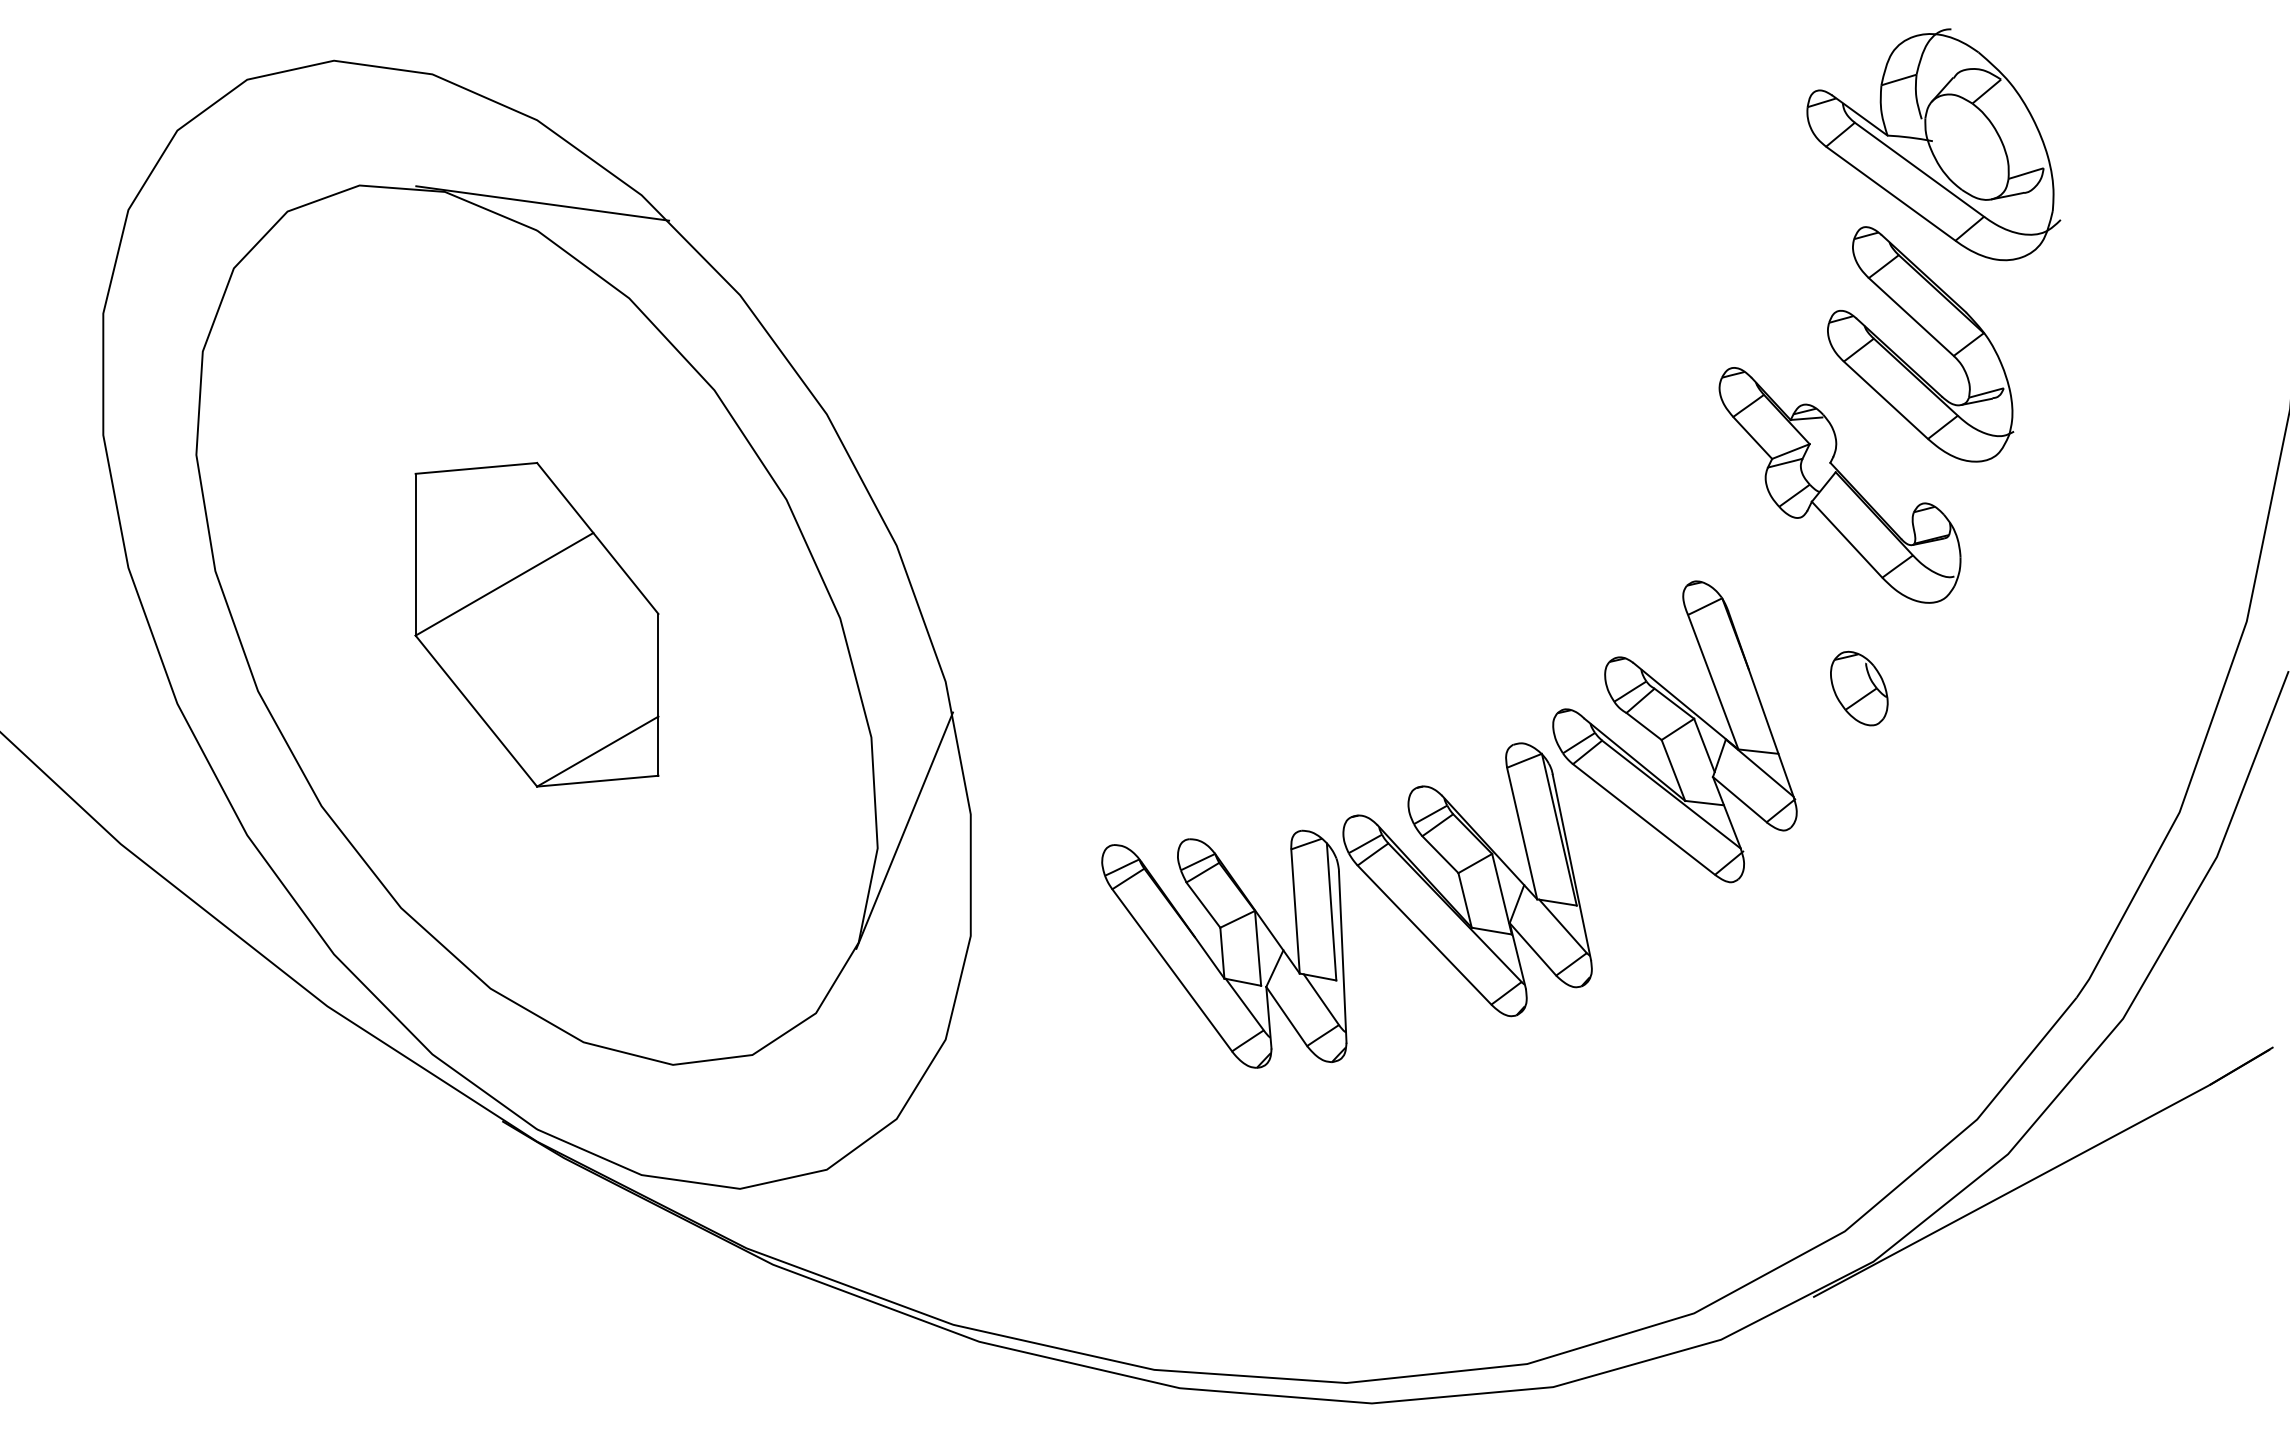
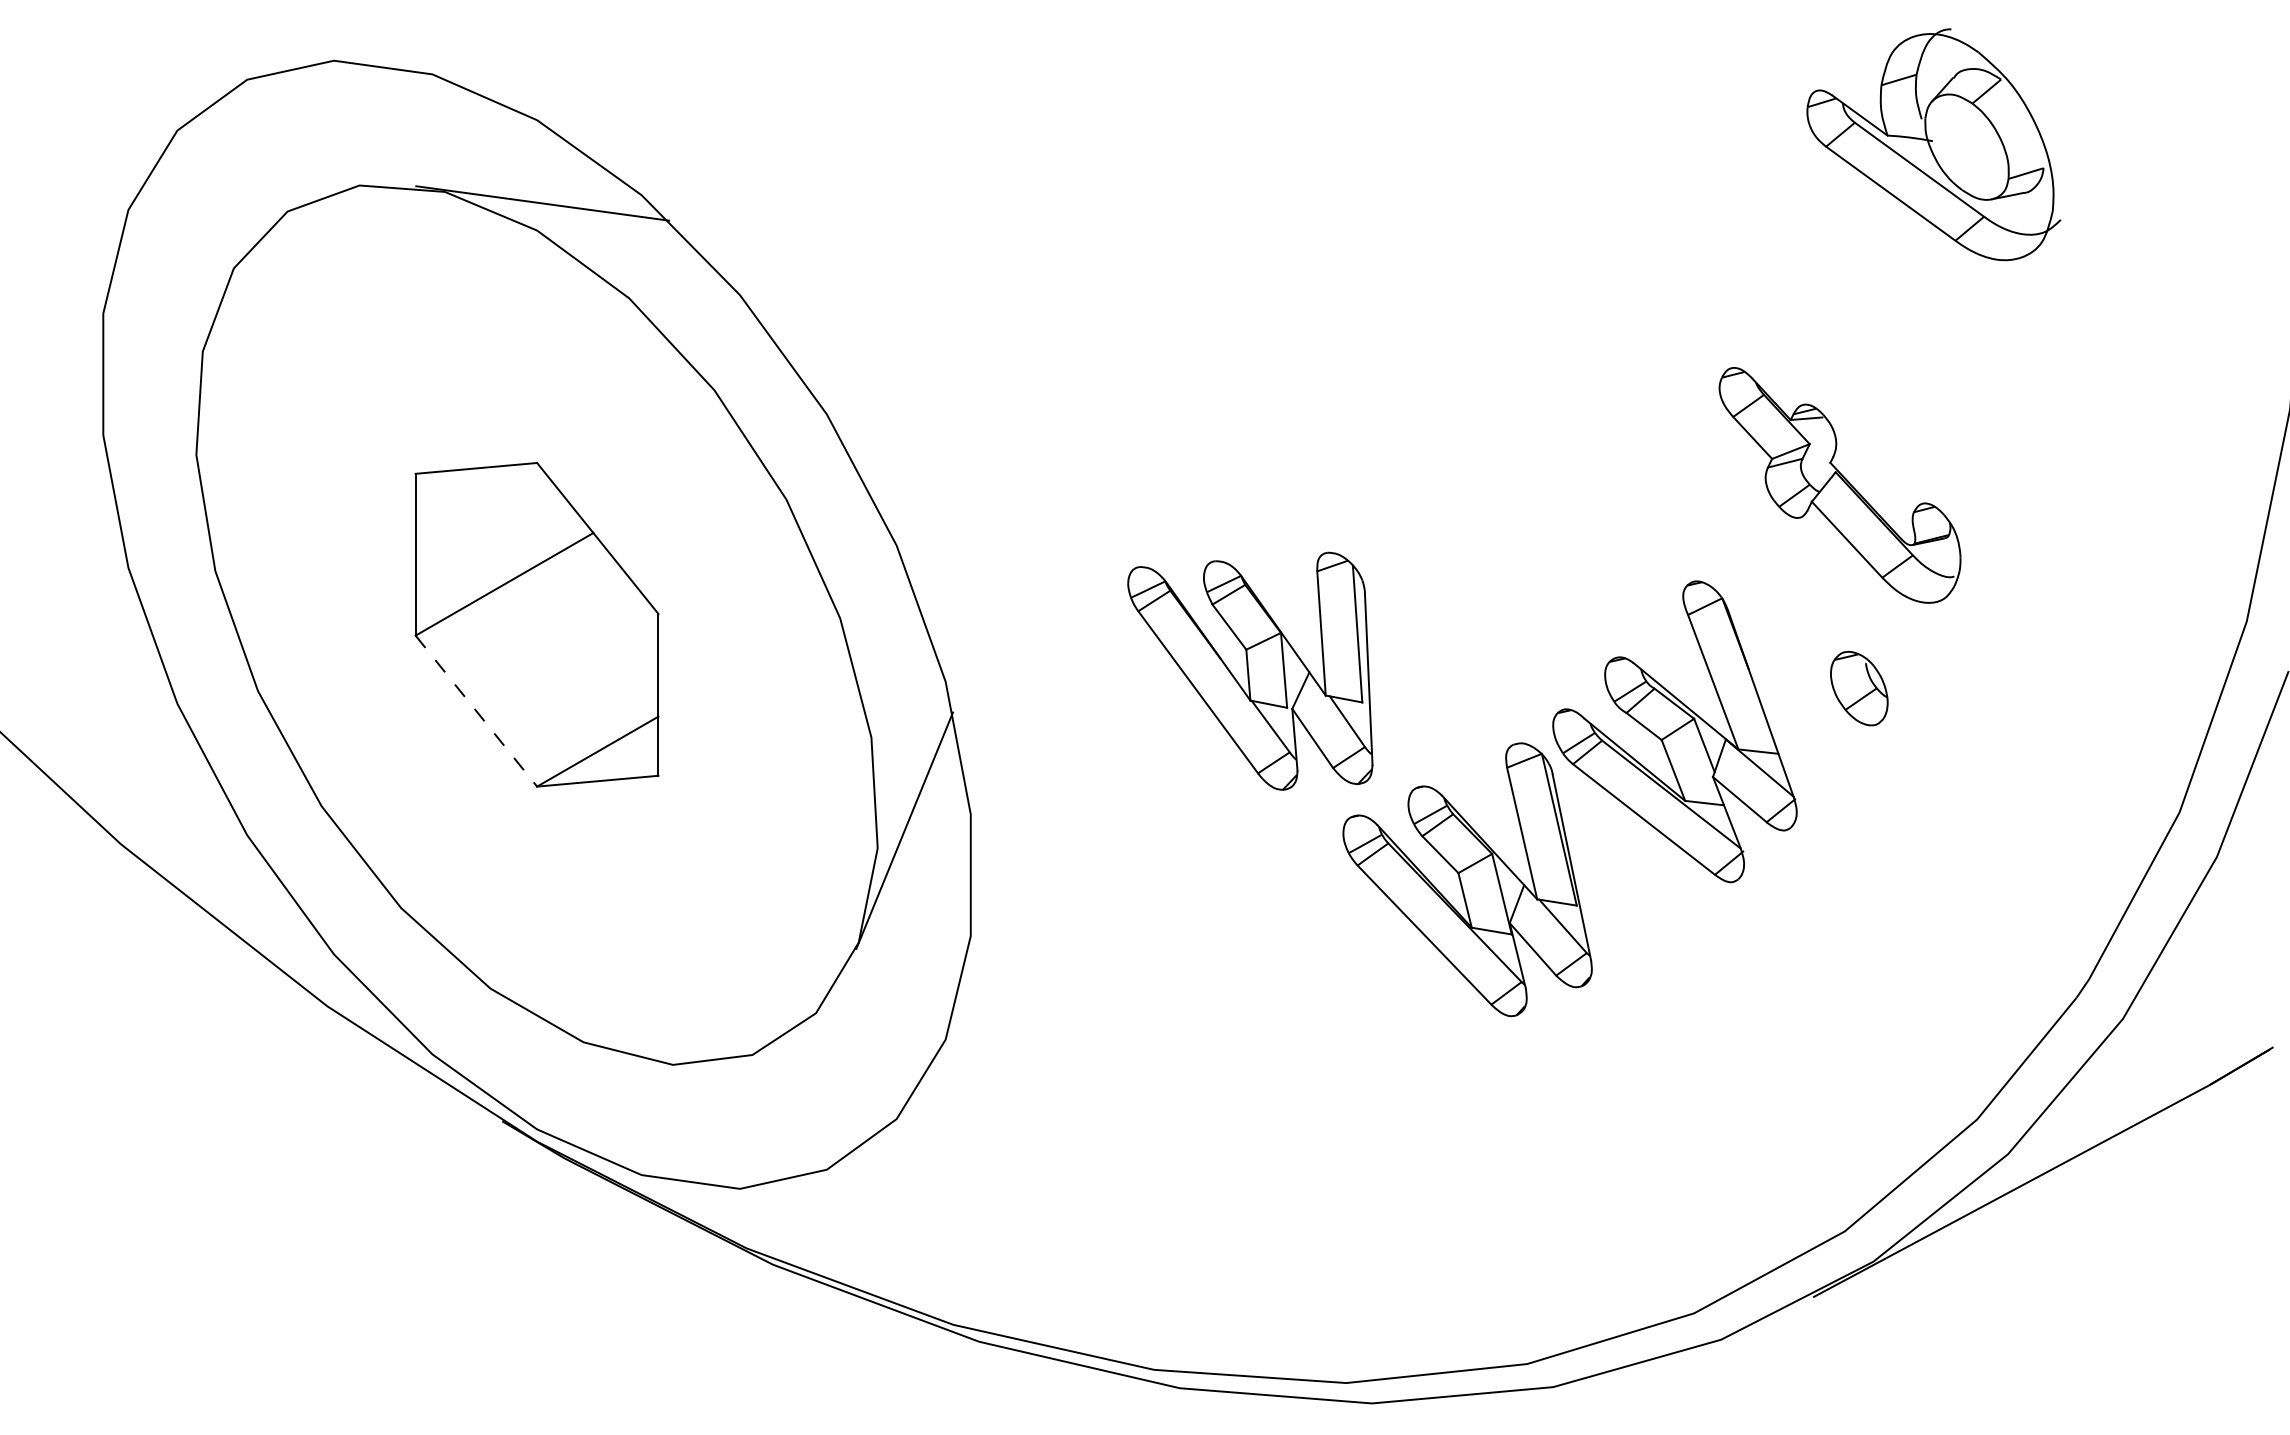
part: present -> none (1928, 334)
line: solid -> dashed (476, 711)
part position: (1224, 948) -> (1250, 670) (1250, 670)
